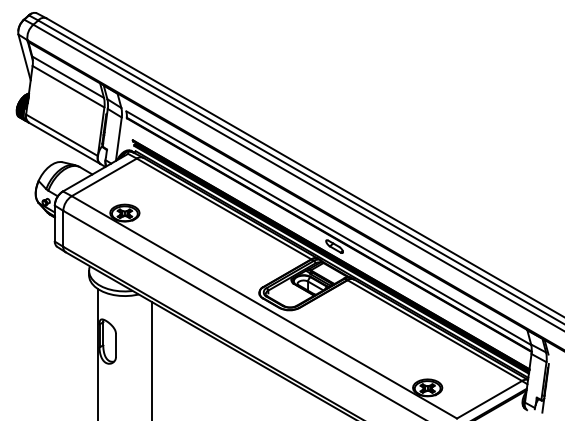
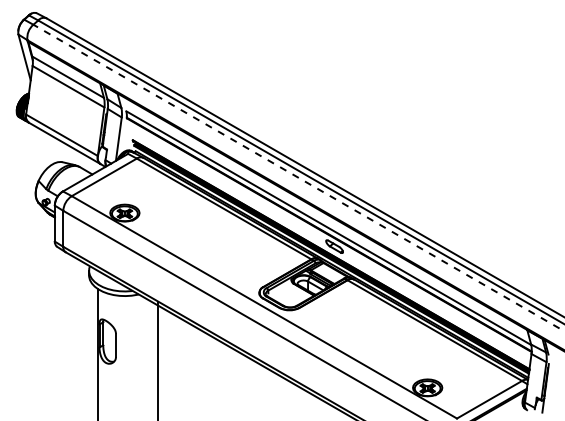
line: solid -> dashed (298, 178)
line position: (151, 359) -> (157, 359) (157, 359)
